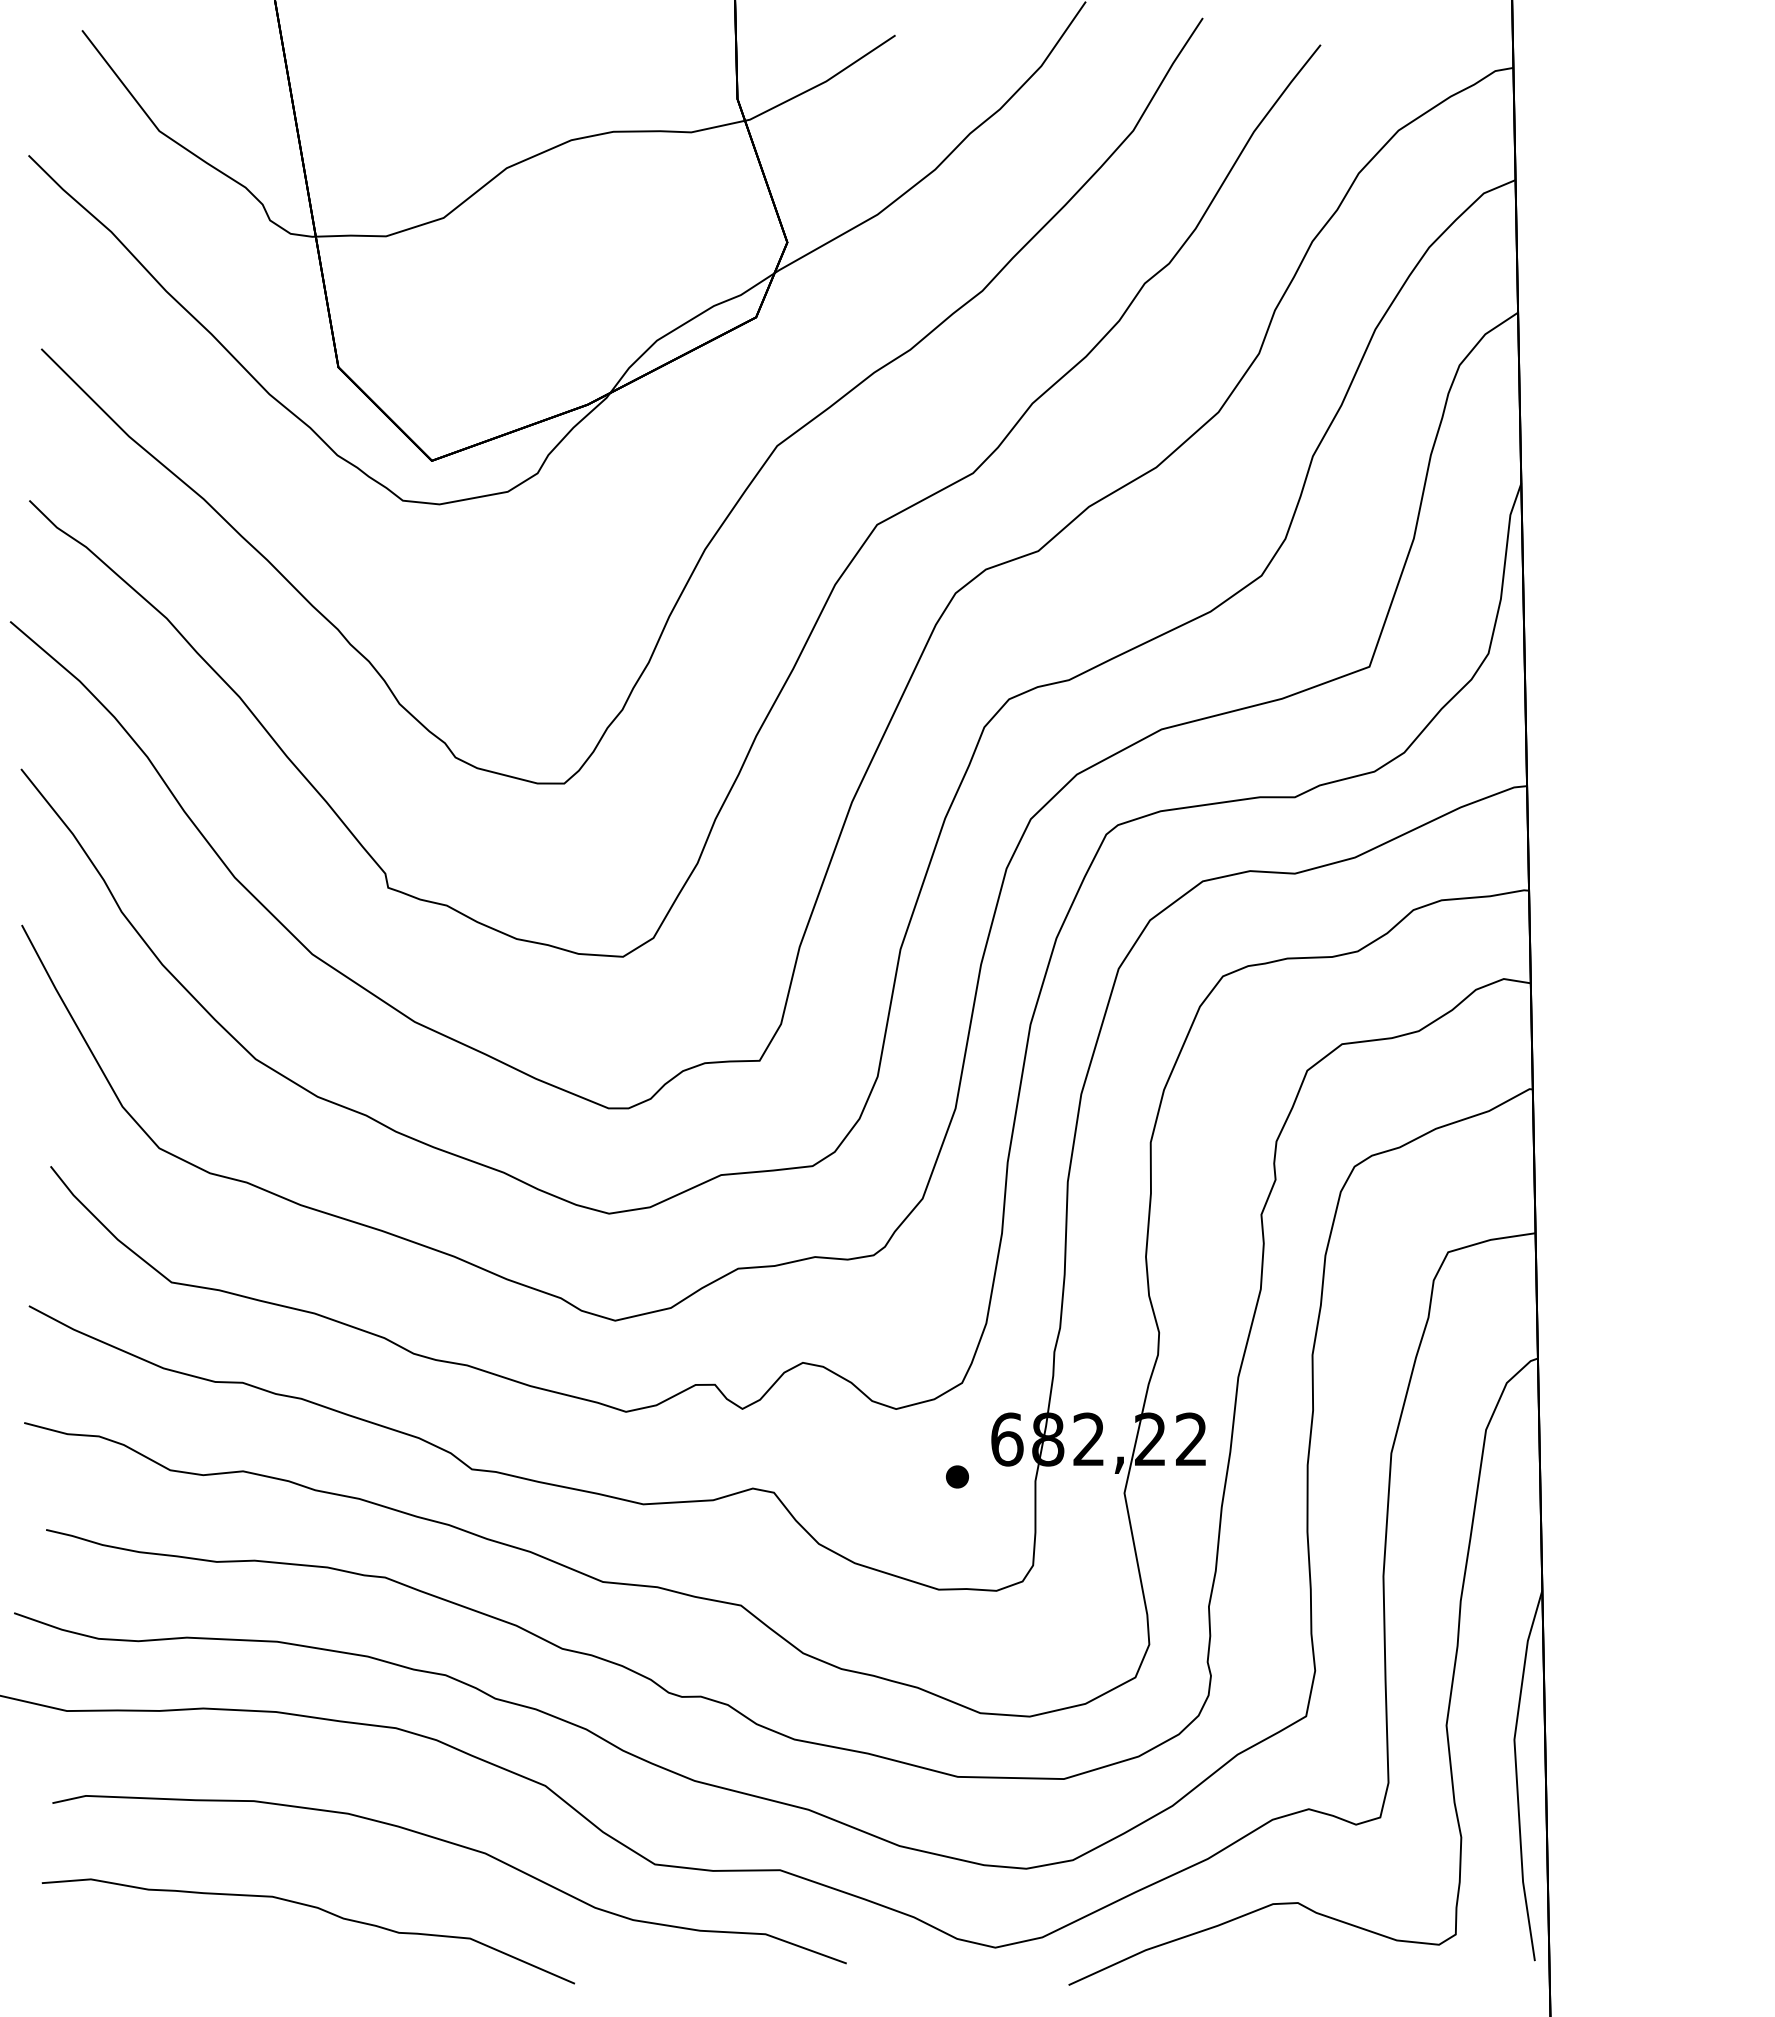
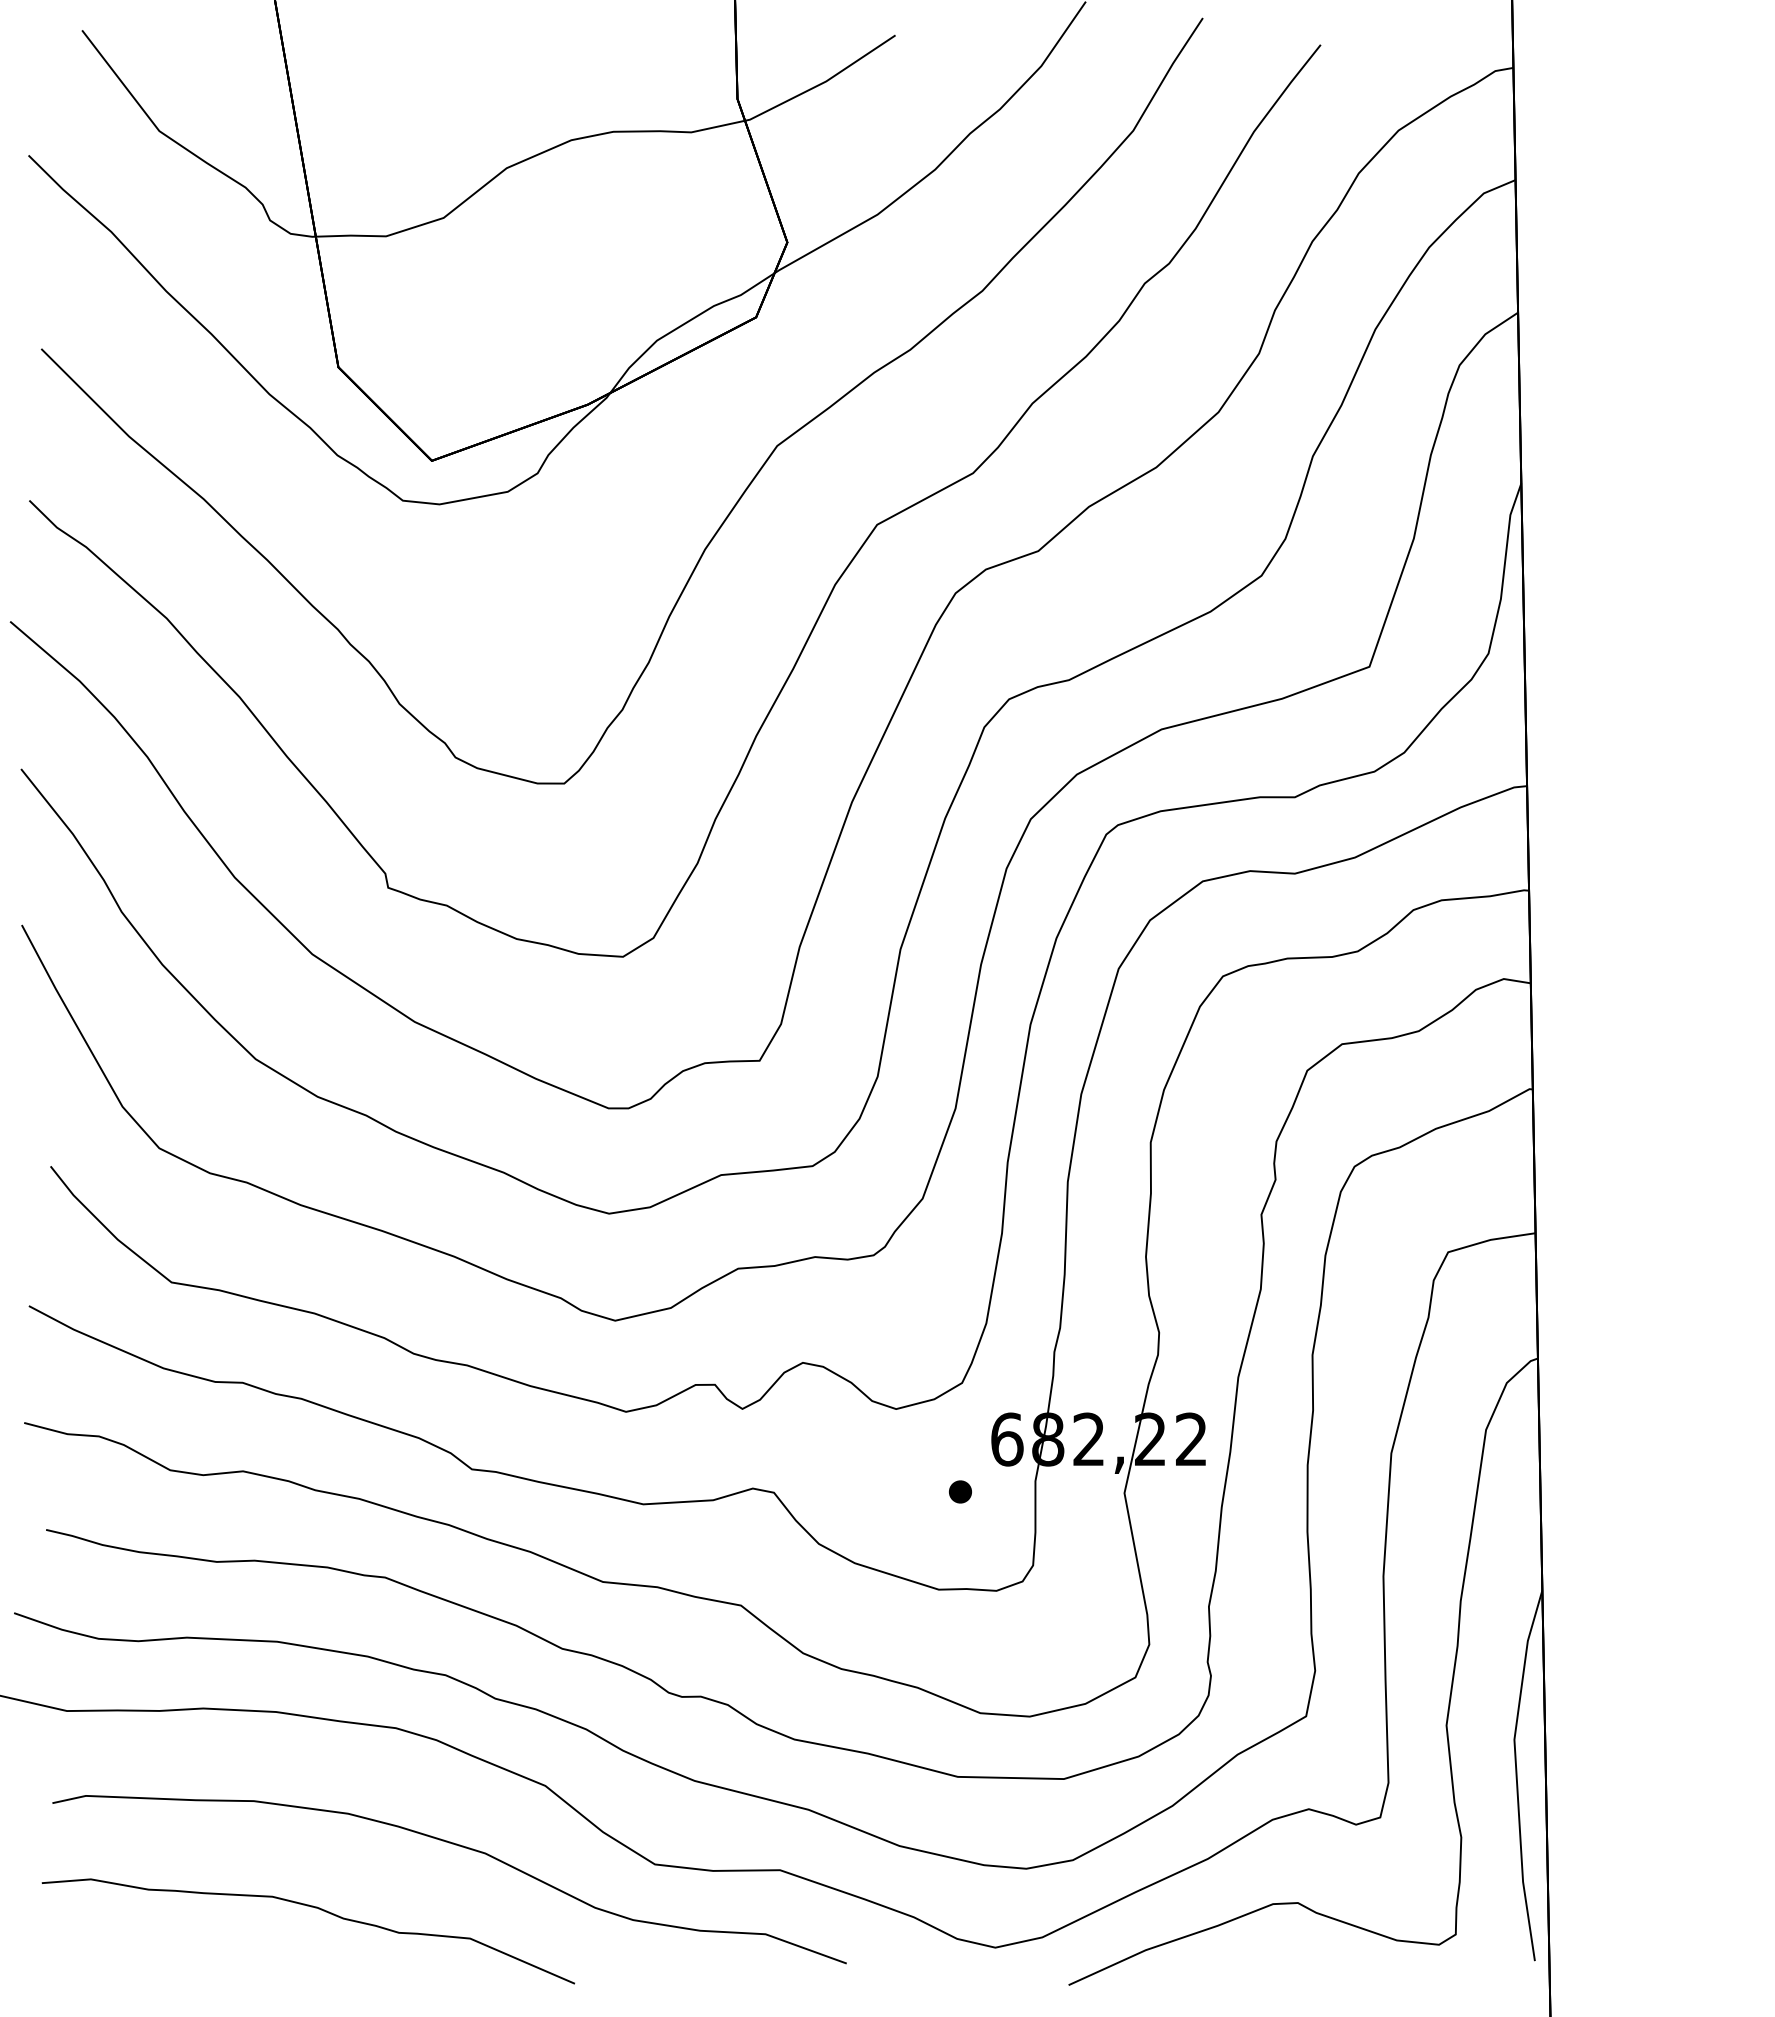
part position: (957, 1476) -> (960, 1491) (960, 1491)
